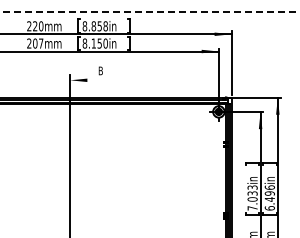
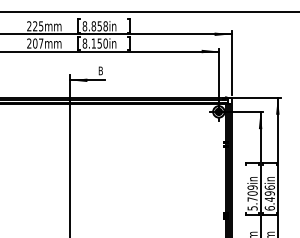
line: dashed -> solid (149, 12)
text: 220mm -> 225mm (41, 26)
line: none -> present (87, 80)
text: 7.033in -> 5.709in (252, 197)
